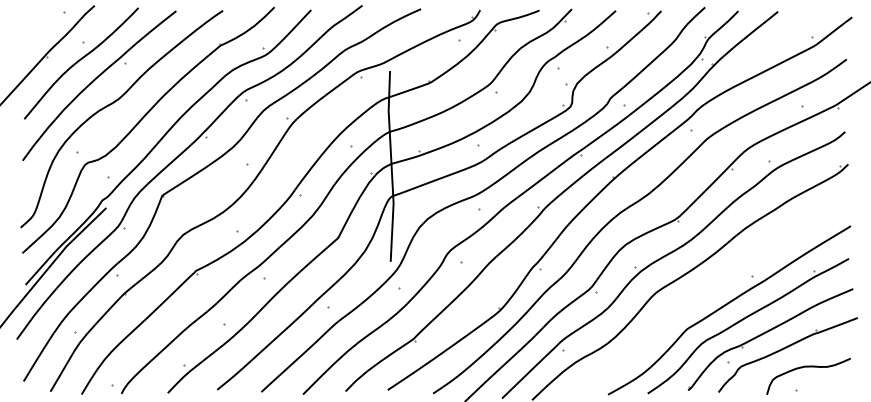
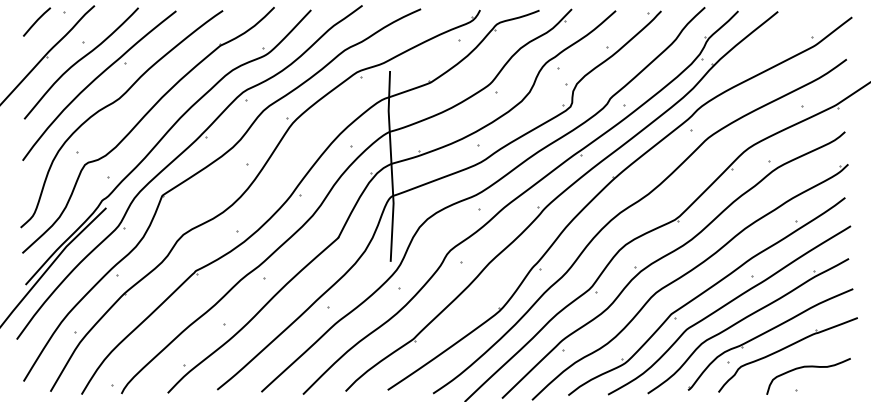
line: none -> present (37, 21)
part: none -> present (706, 296)
